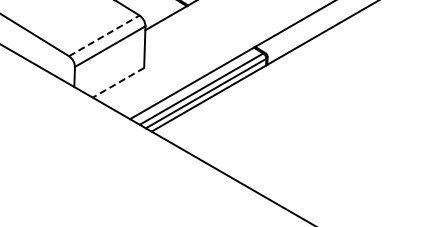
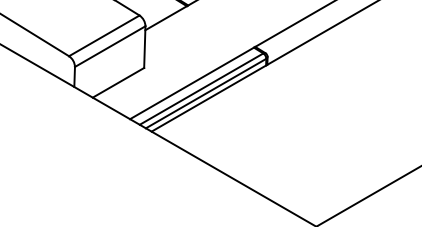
line: dashed -> solid (104, 35)
line: dashed -> solid (118, 82)
line: none -> present (369, 195)
